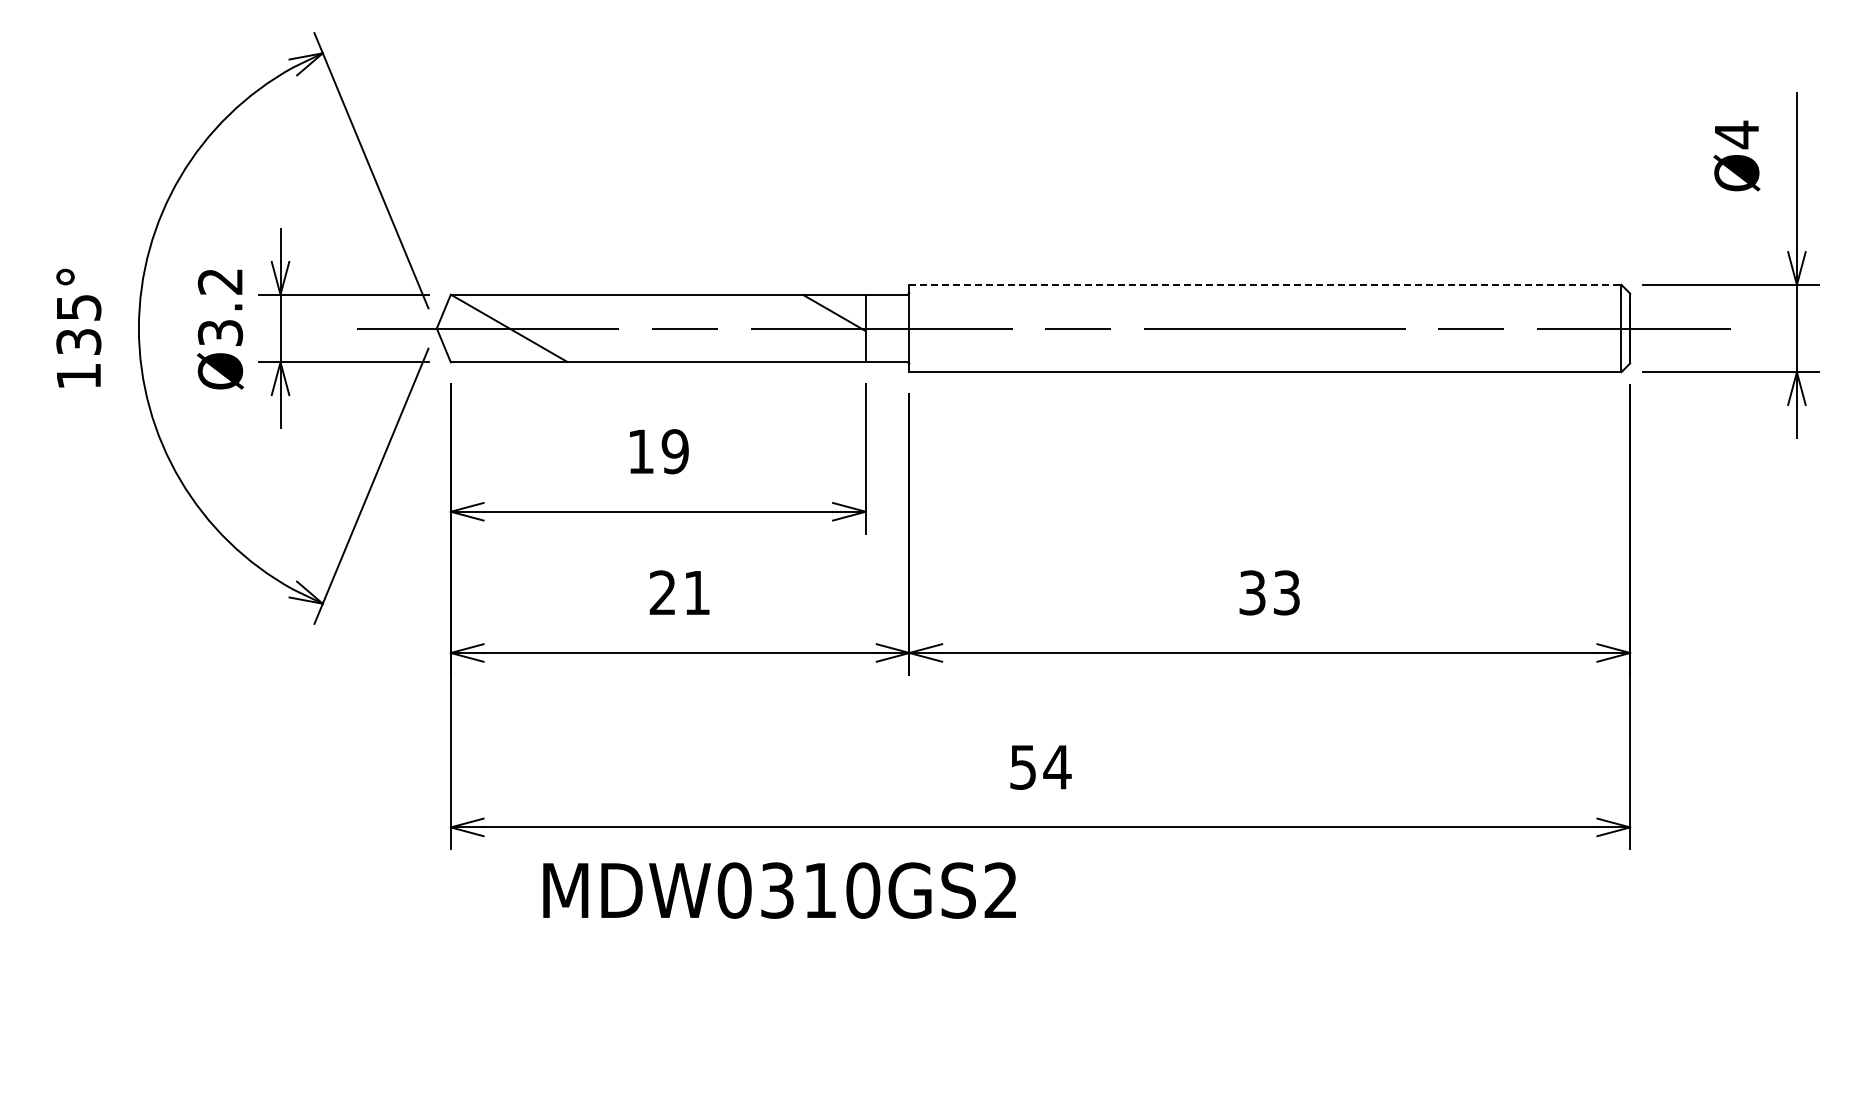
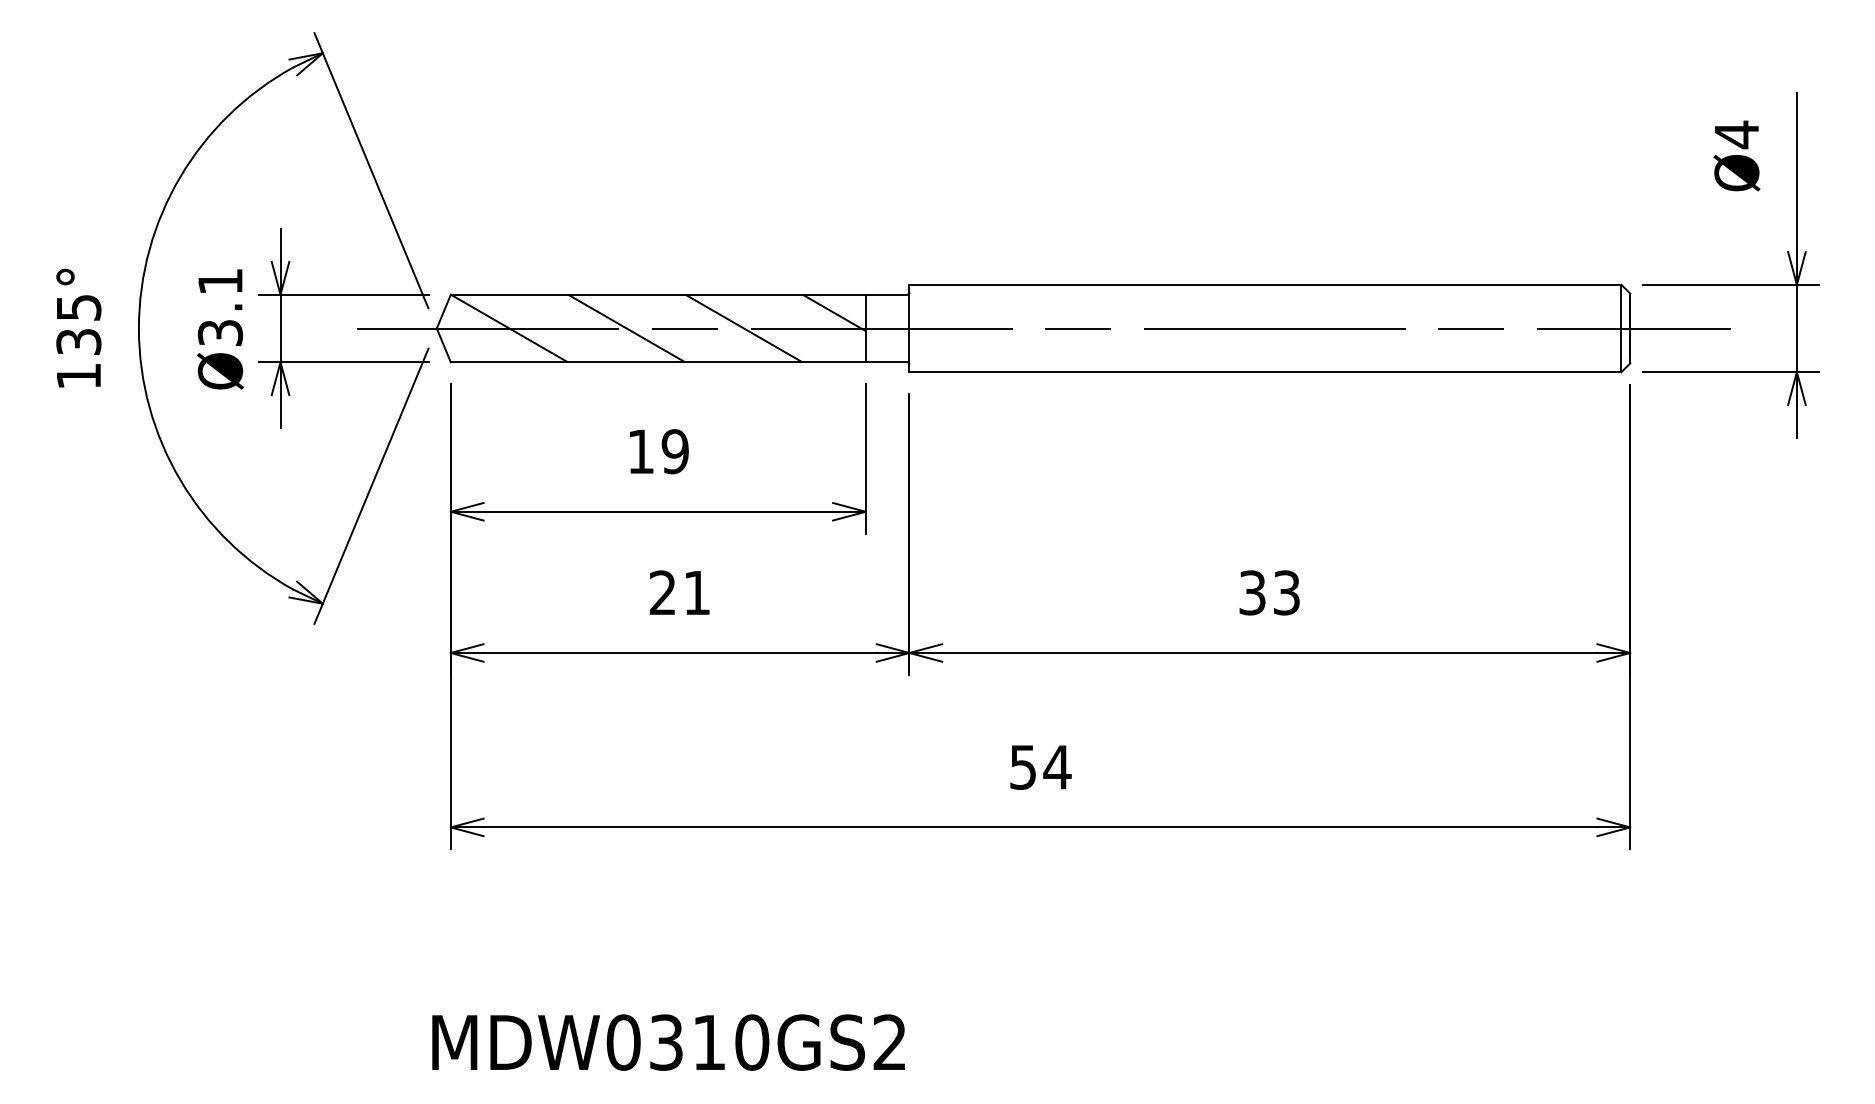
text: Ø3.2 -> Ø3.1 (219, 281)
line: dashed -> solid (1265, 284)
line: none -> present (626, 328)
line: none -> present (743, 328)
text position: (779, 890) -> (668, 1042) (668, 1042)
